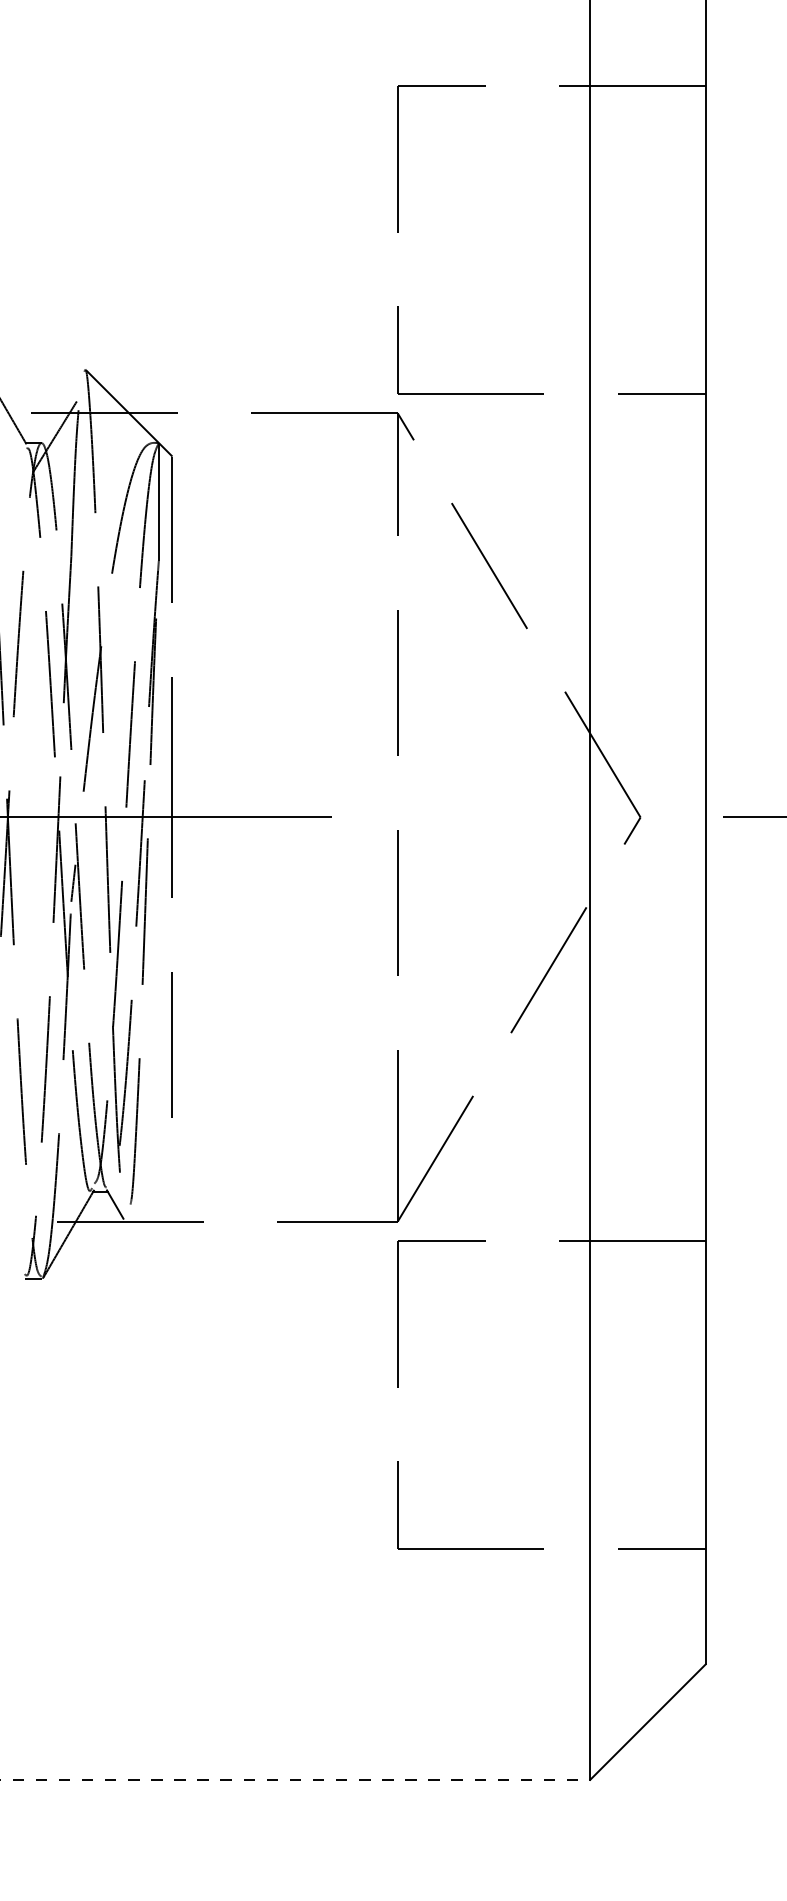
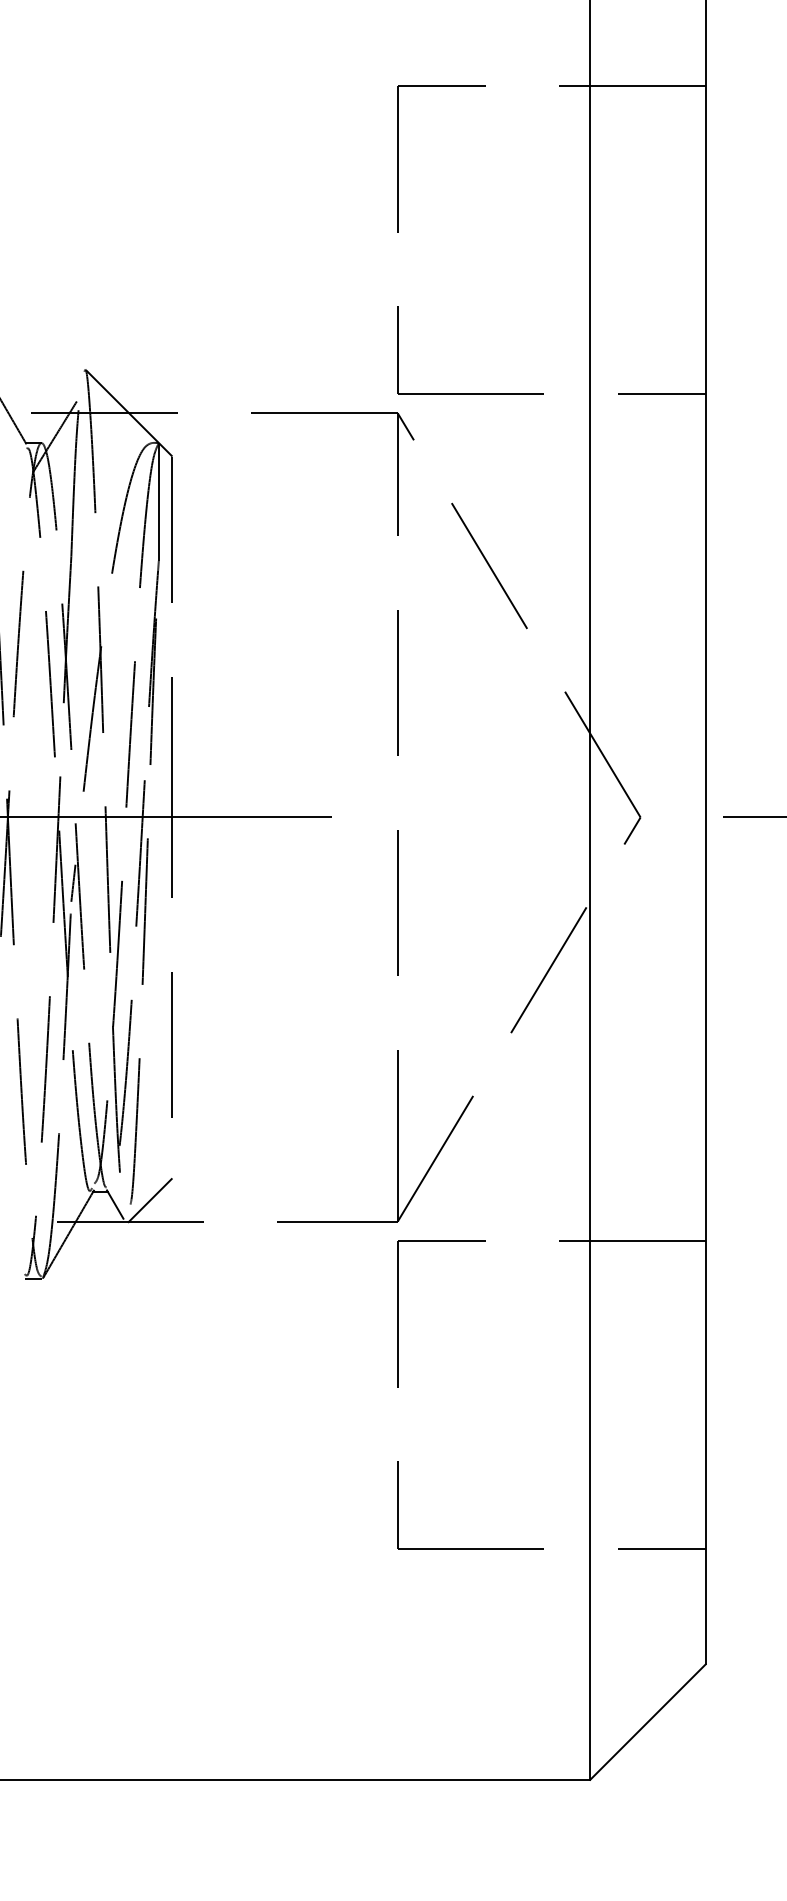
line: none -> present (149, 1200)
line: dashed -> solid (295, 1779)
